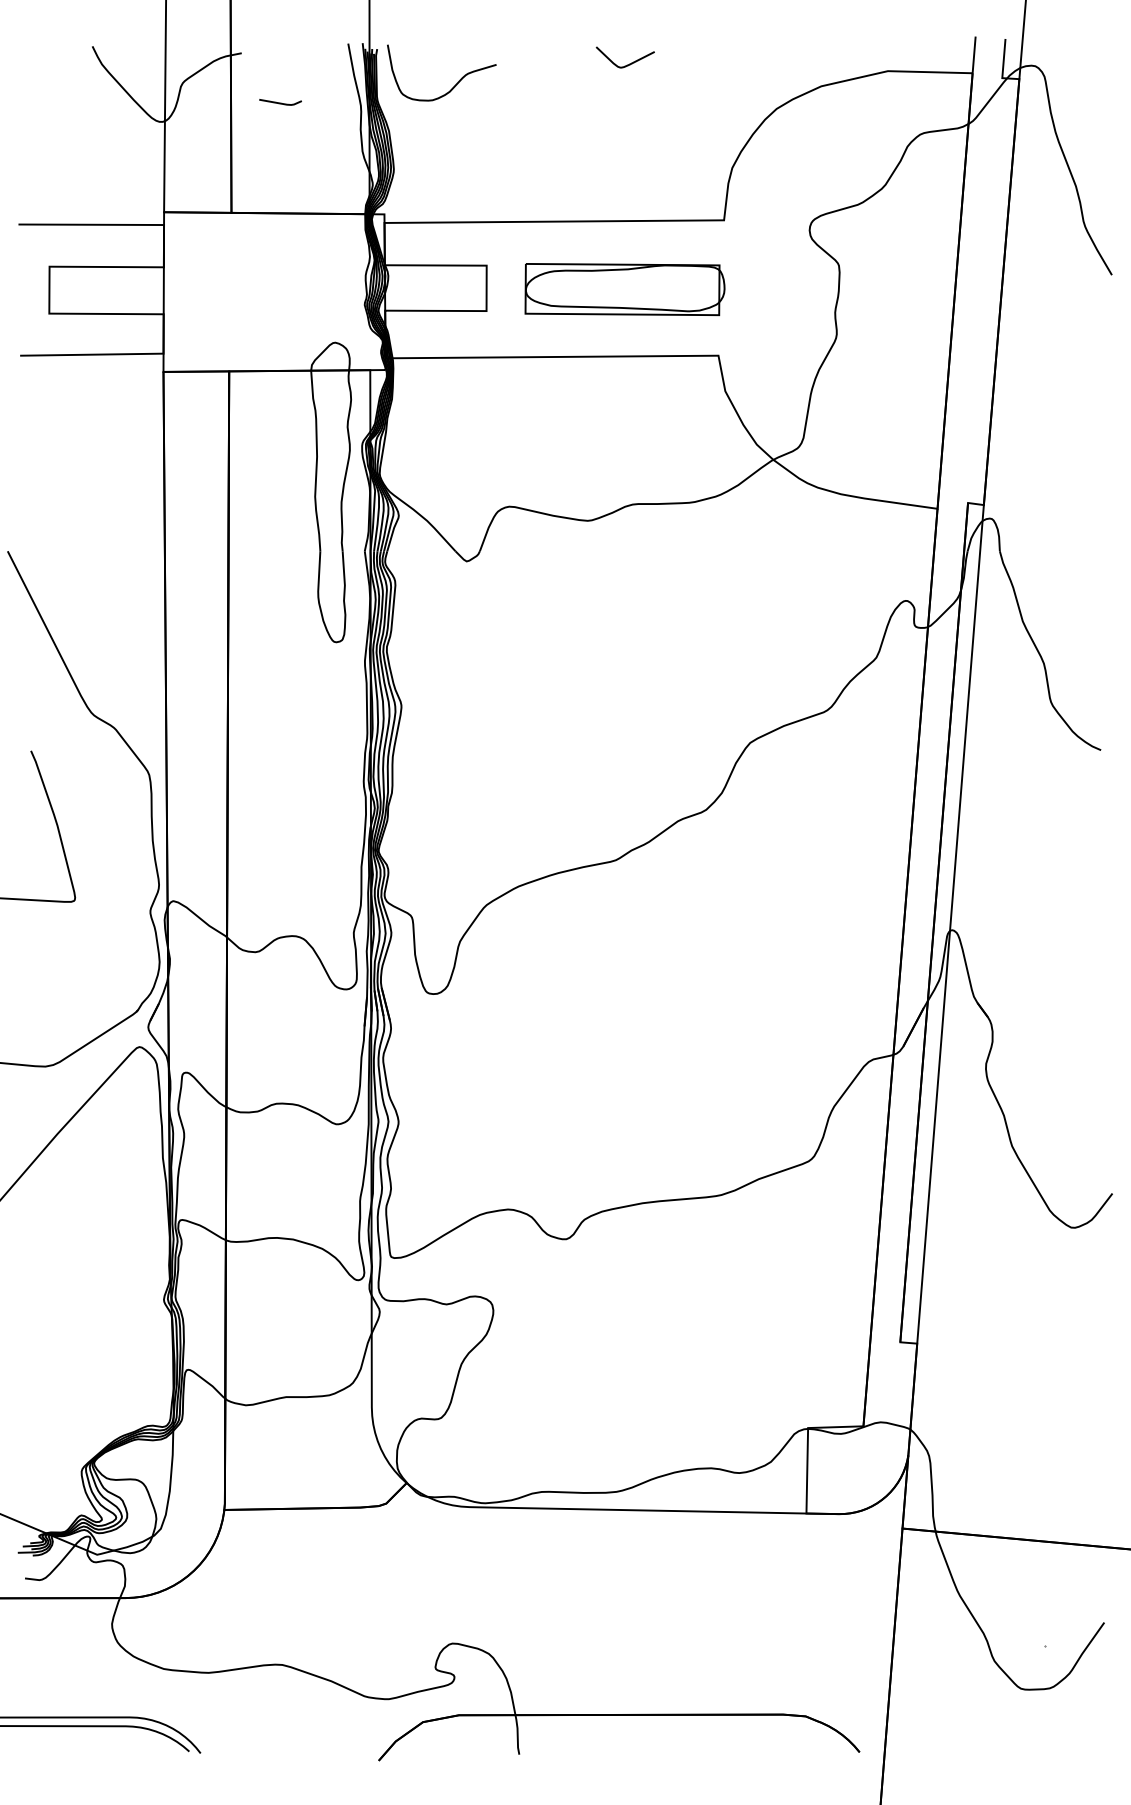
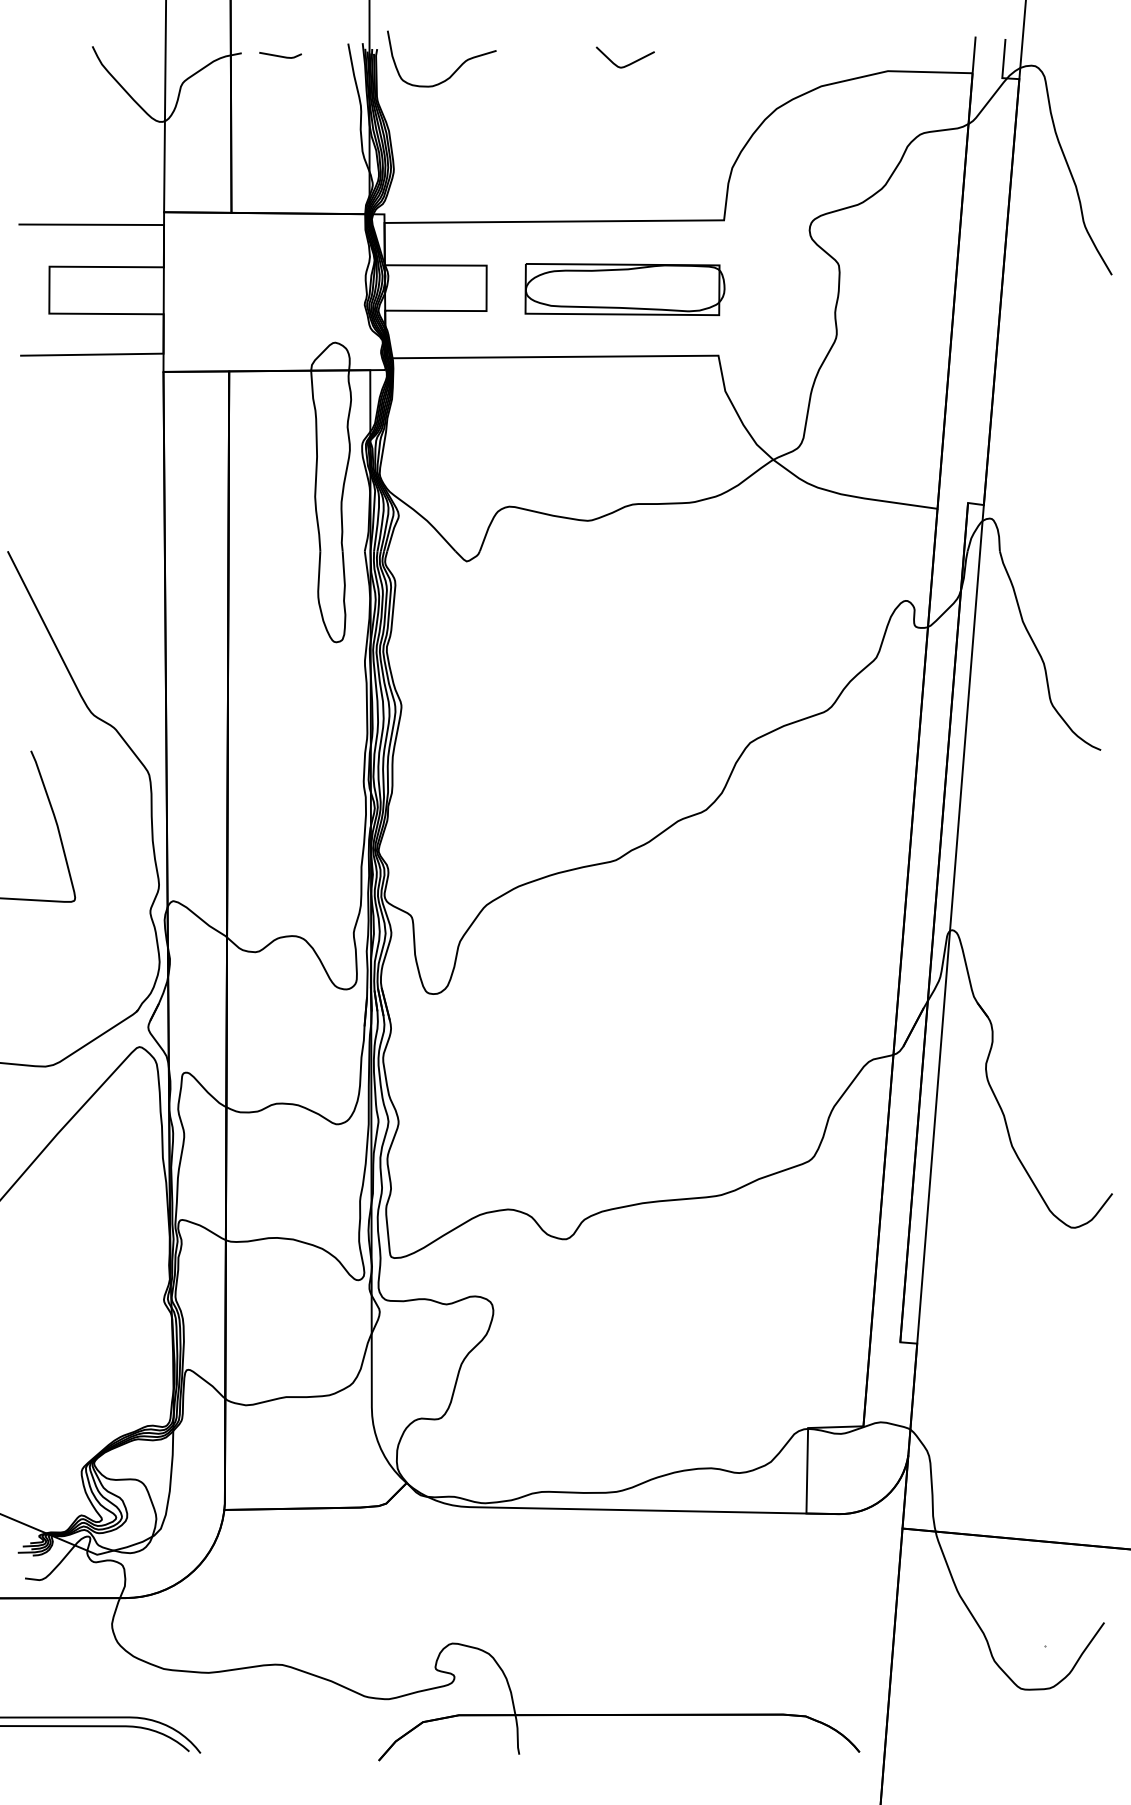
curve position: (454, 85) -> (454, 71) (454, 71)
line position: (280, 102) -> (280, 55) (280, 55)
